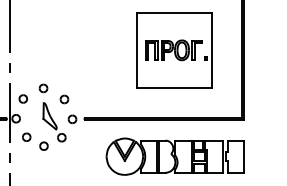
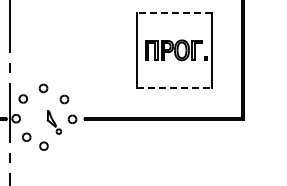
line: solid -> dashed (174, 13)
line: solid -> dashed (174, 88)
part size: 25x41 px -> 17x25 px (54, 122)
part: present -> none (174, 156)
